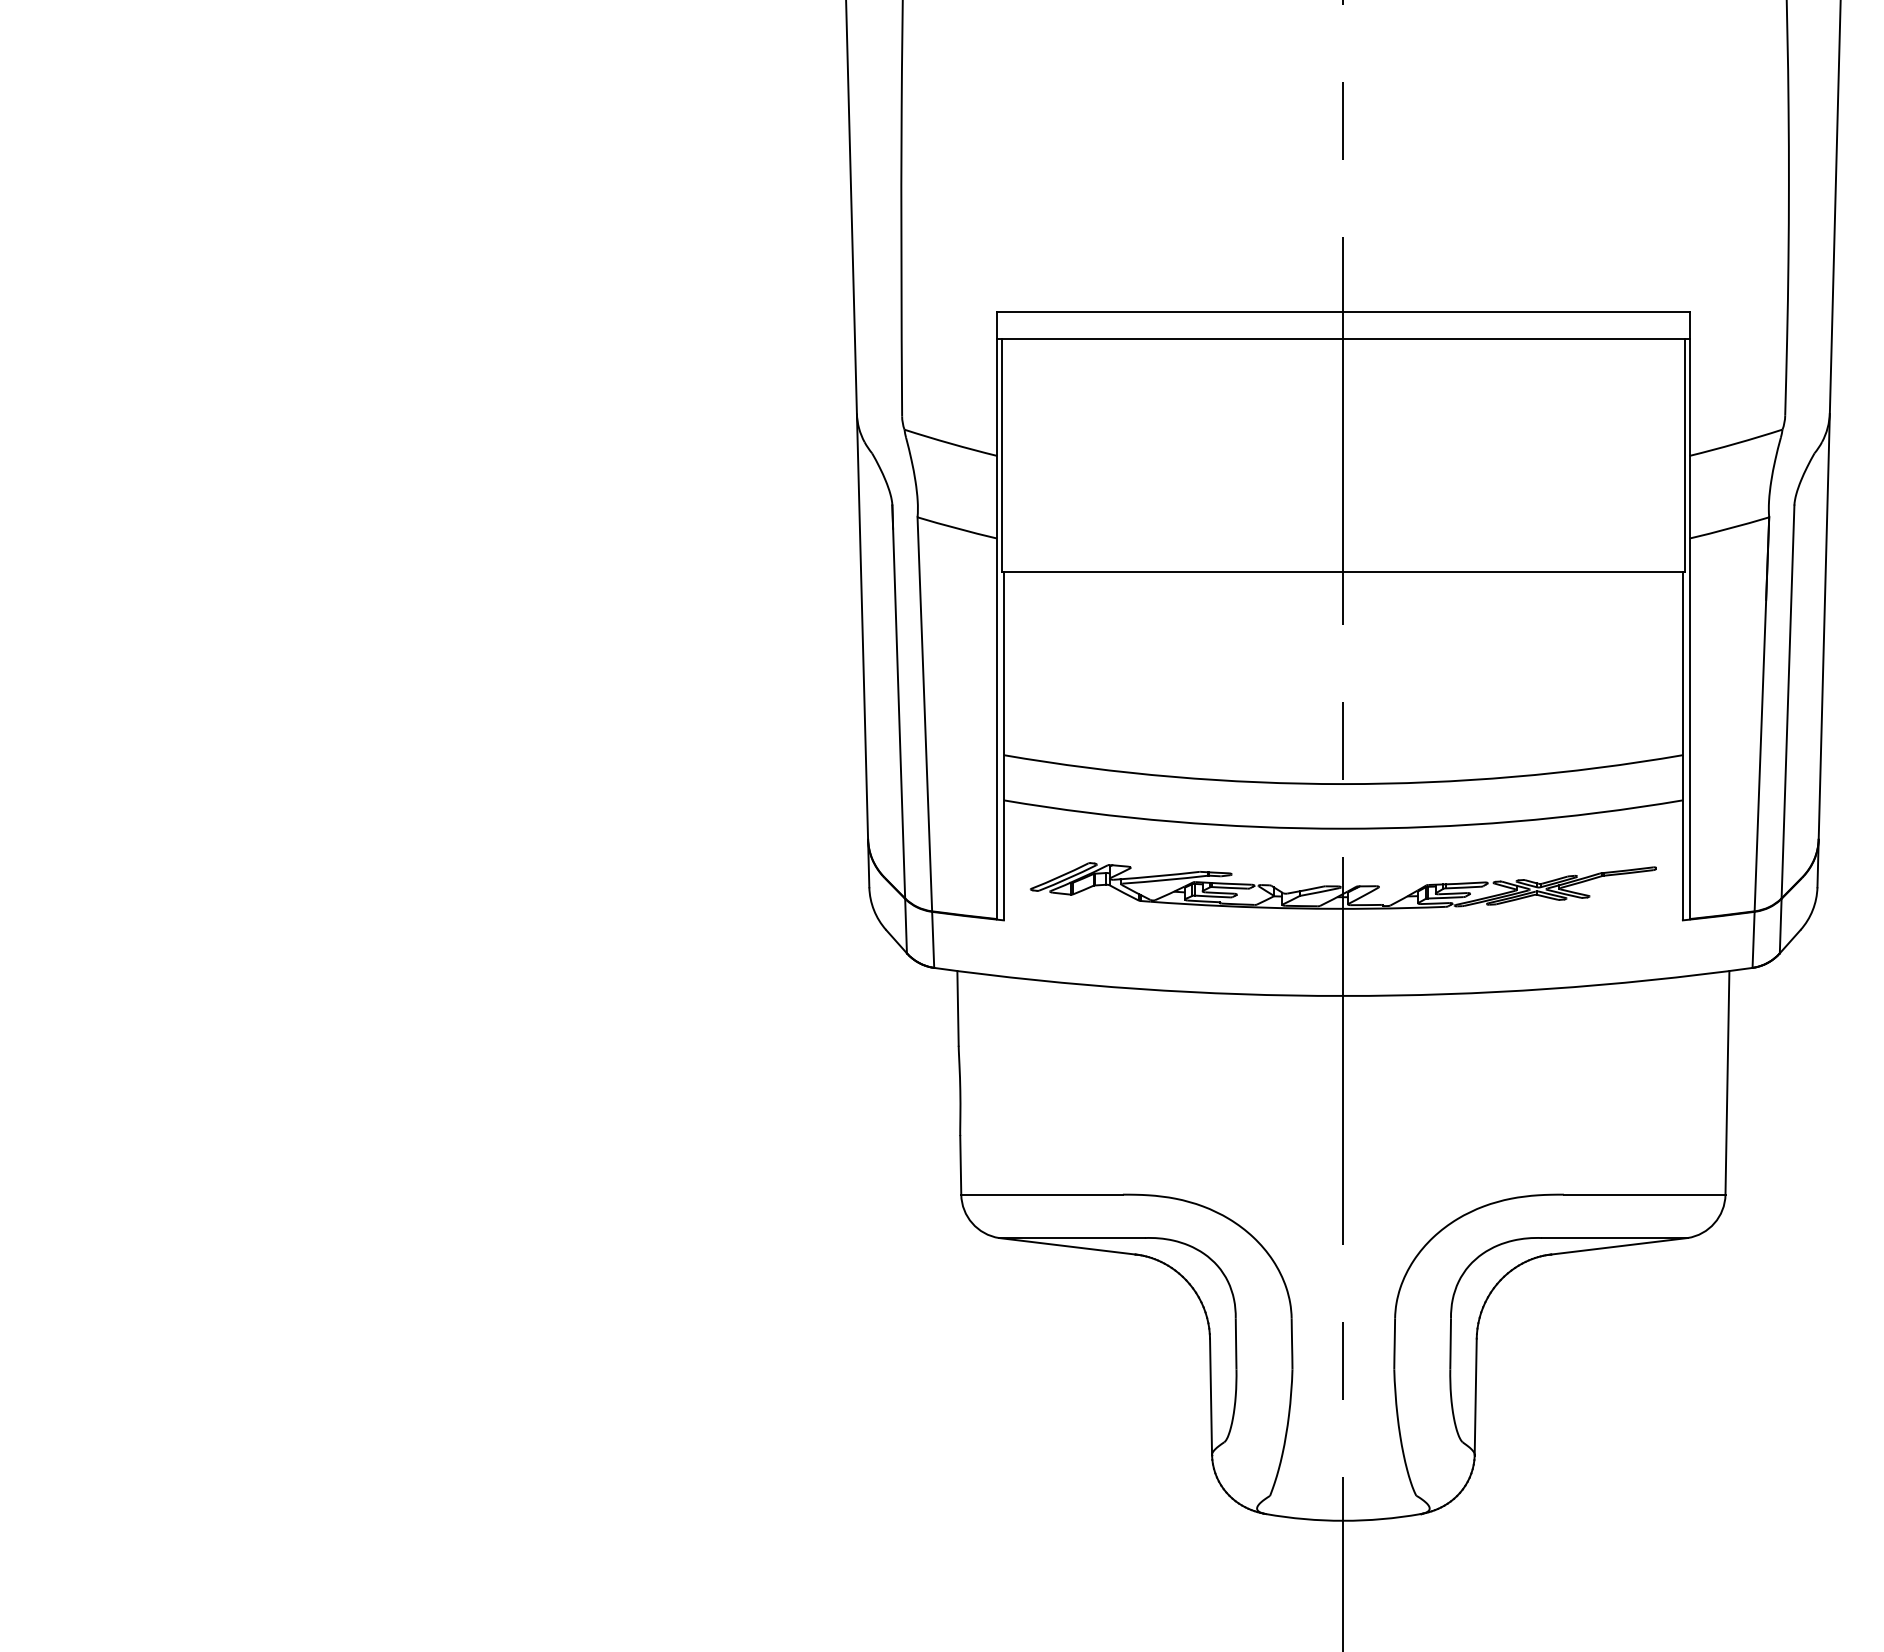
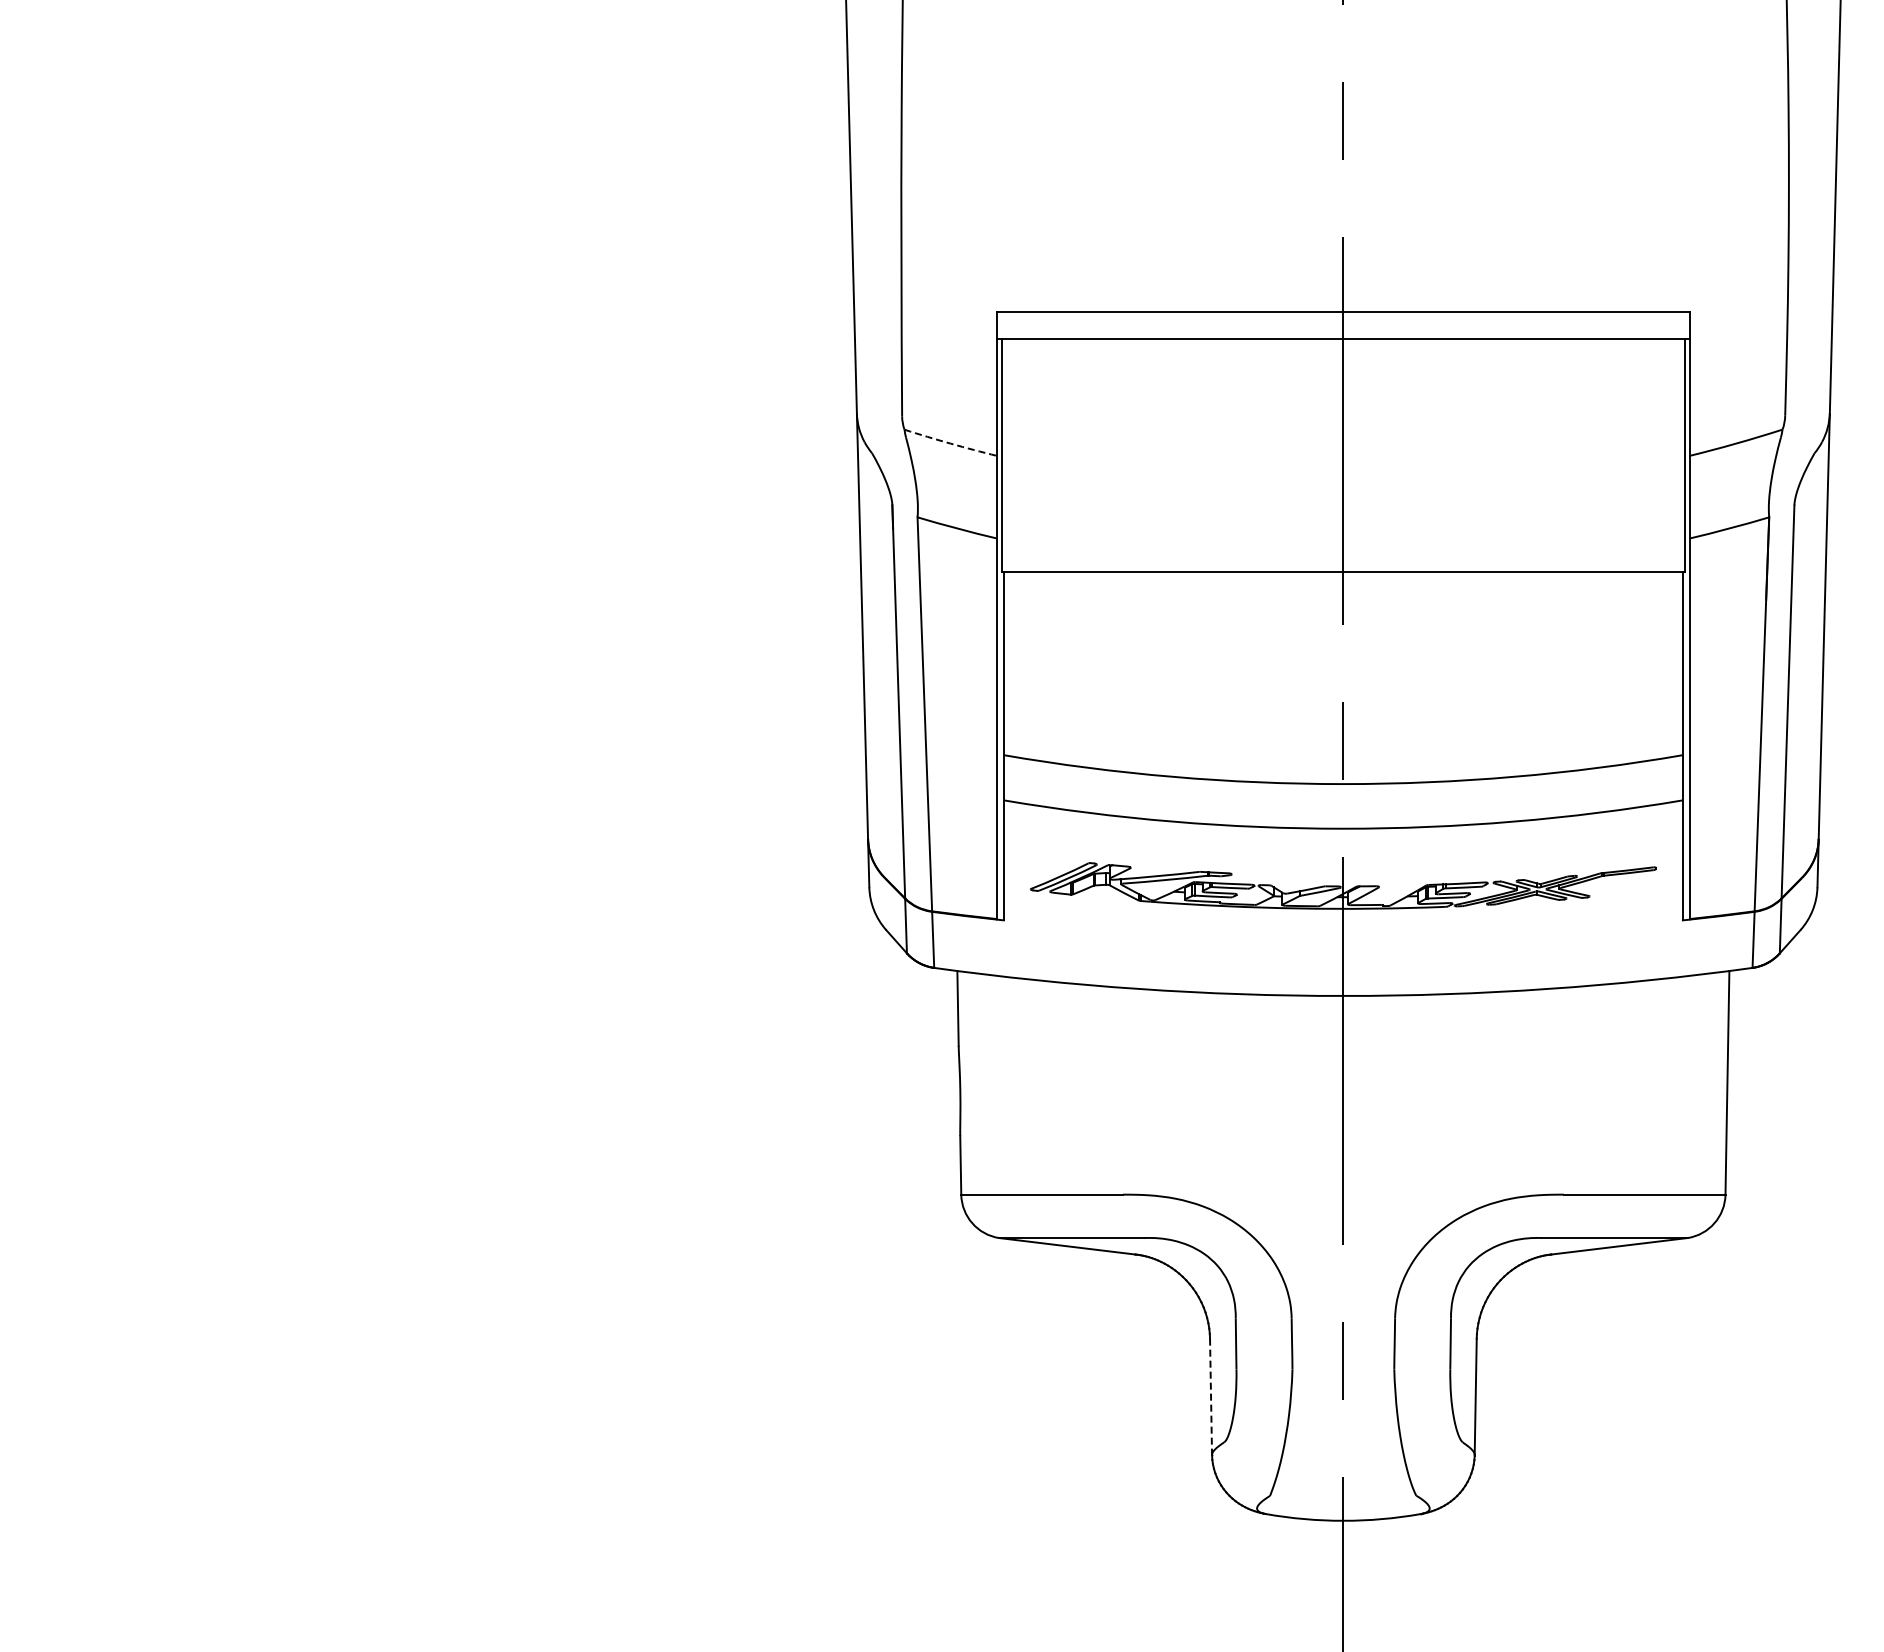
arc: solid -> dashed (950, 443)
line: solid -> dashed (1211, 1397)
